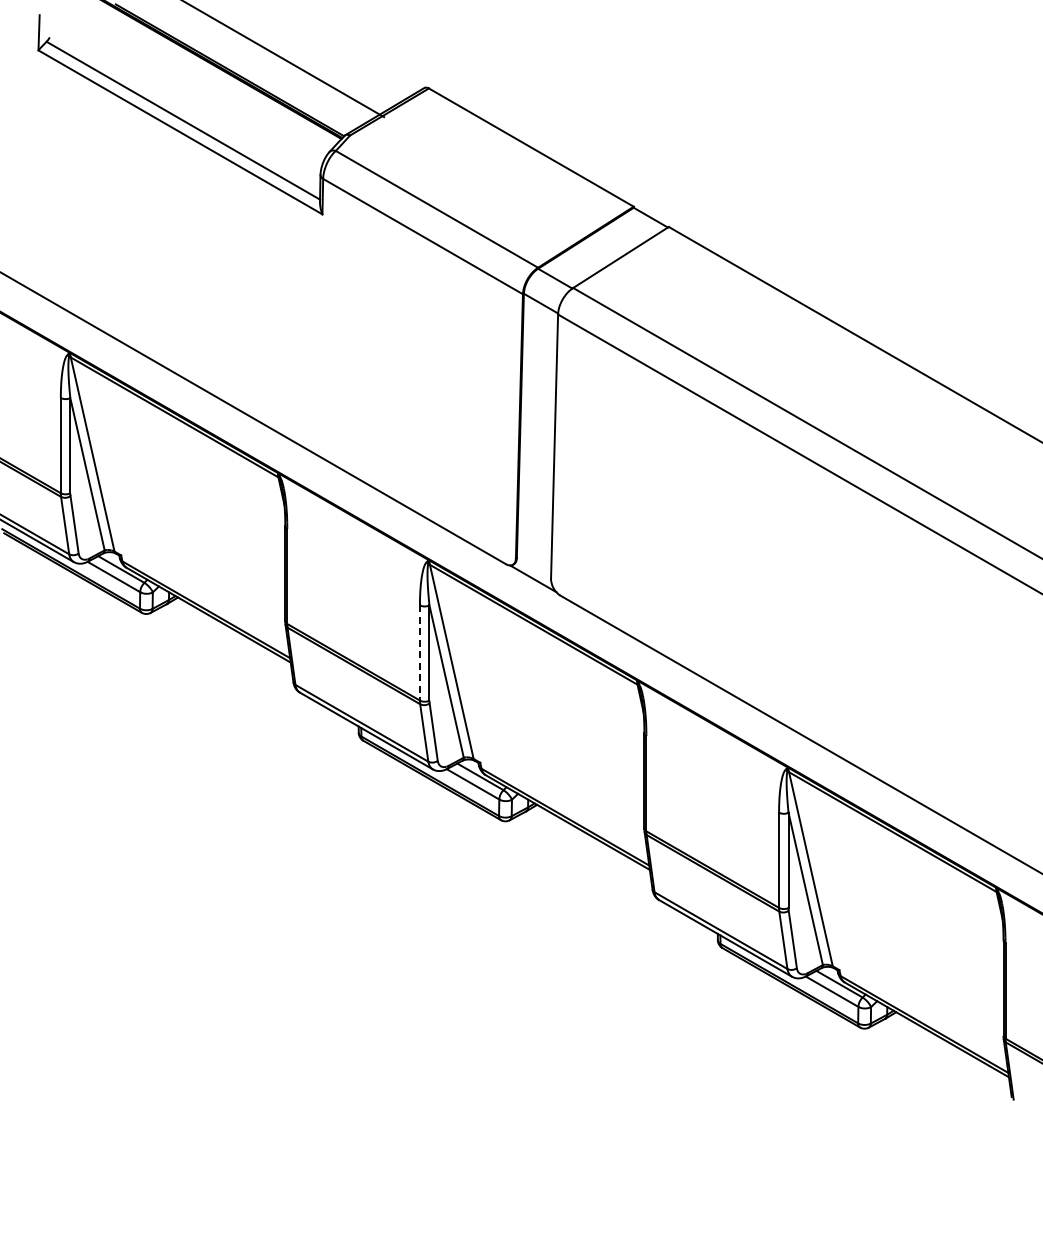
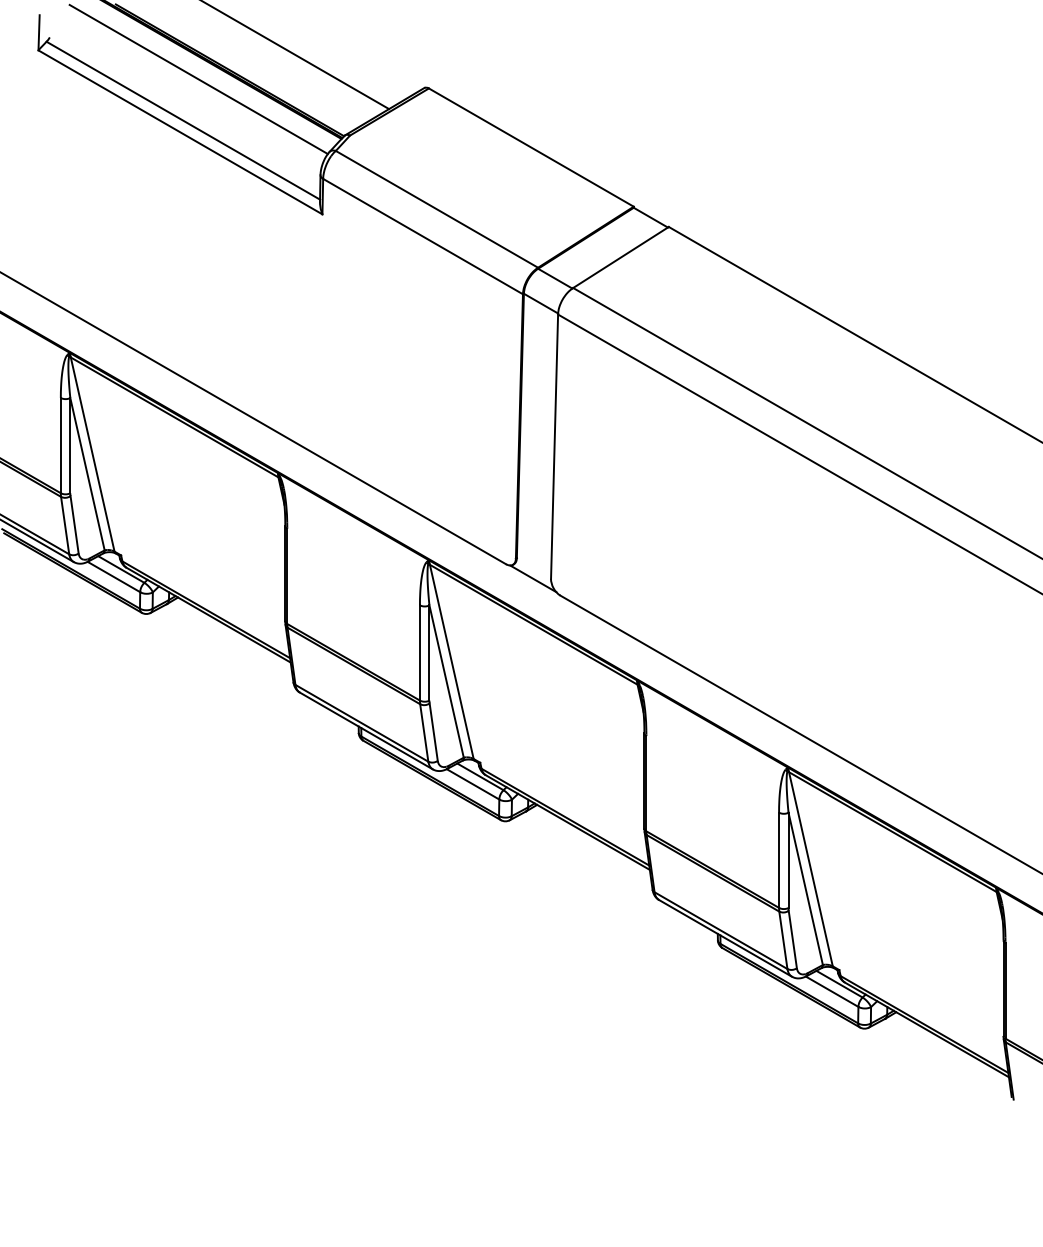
line position: (284, 59) -> (296, 55) (296, 55)
line: none -> present (198, 79)
line: dashed -> solid (419, 652)
